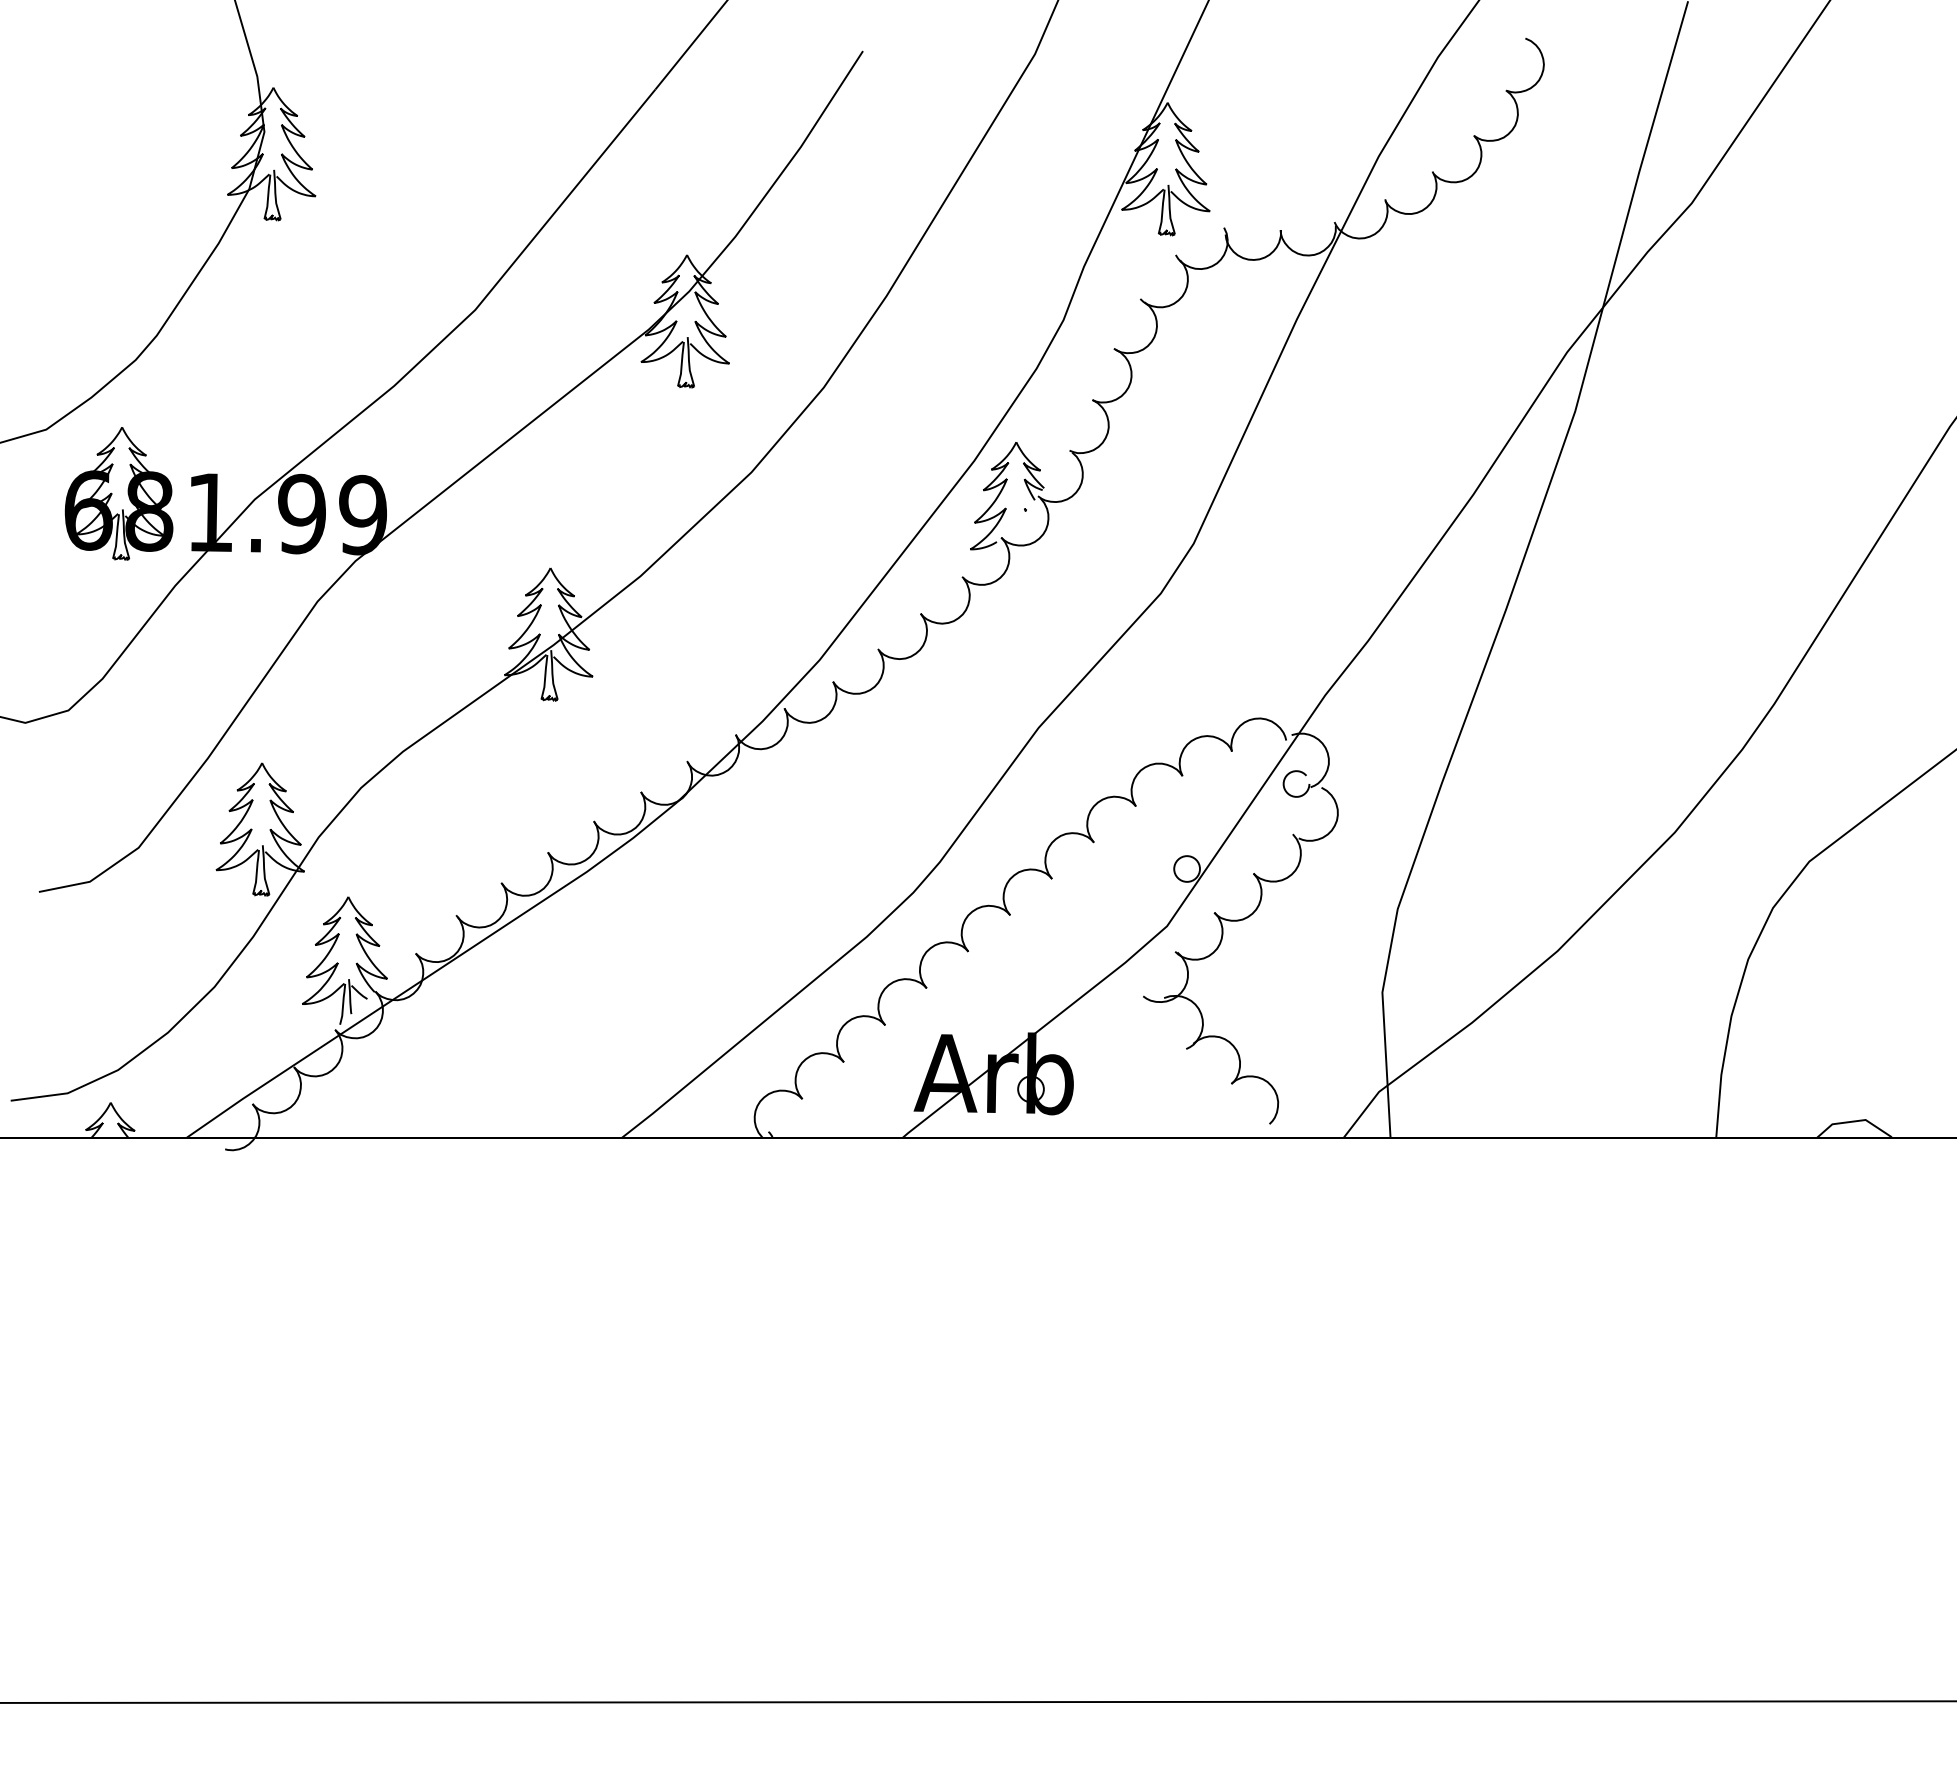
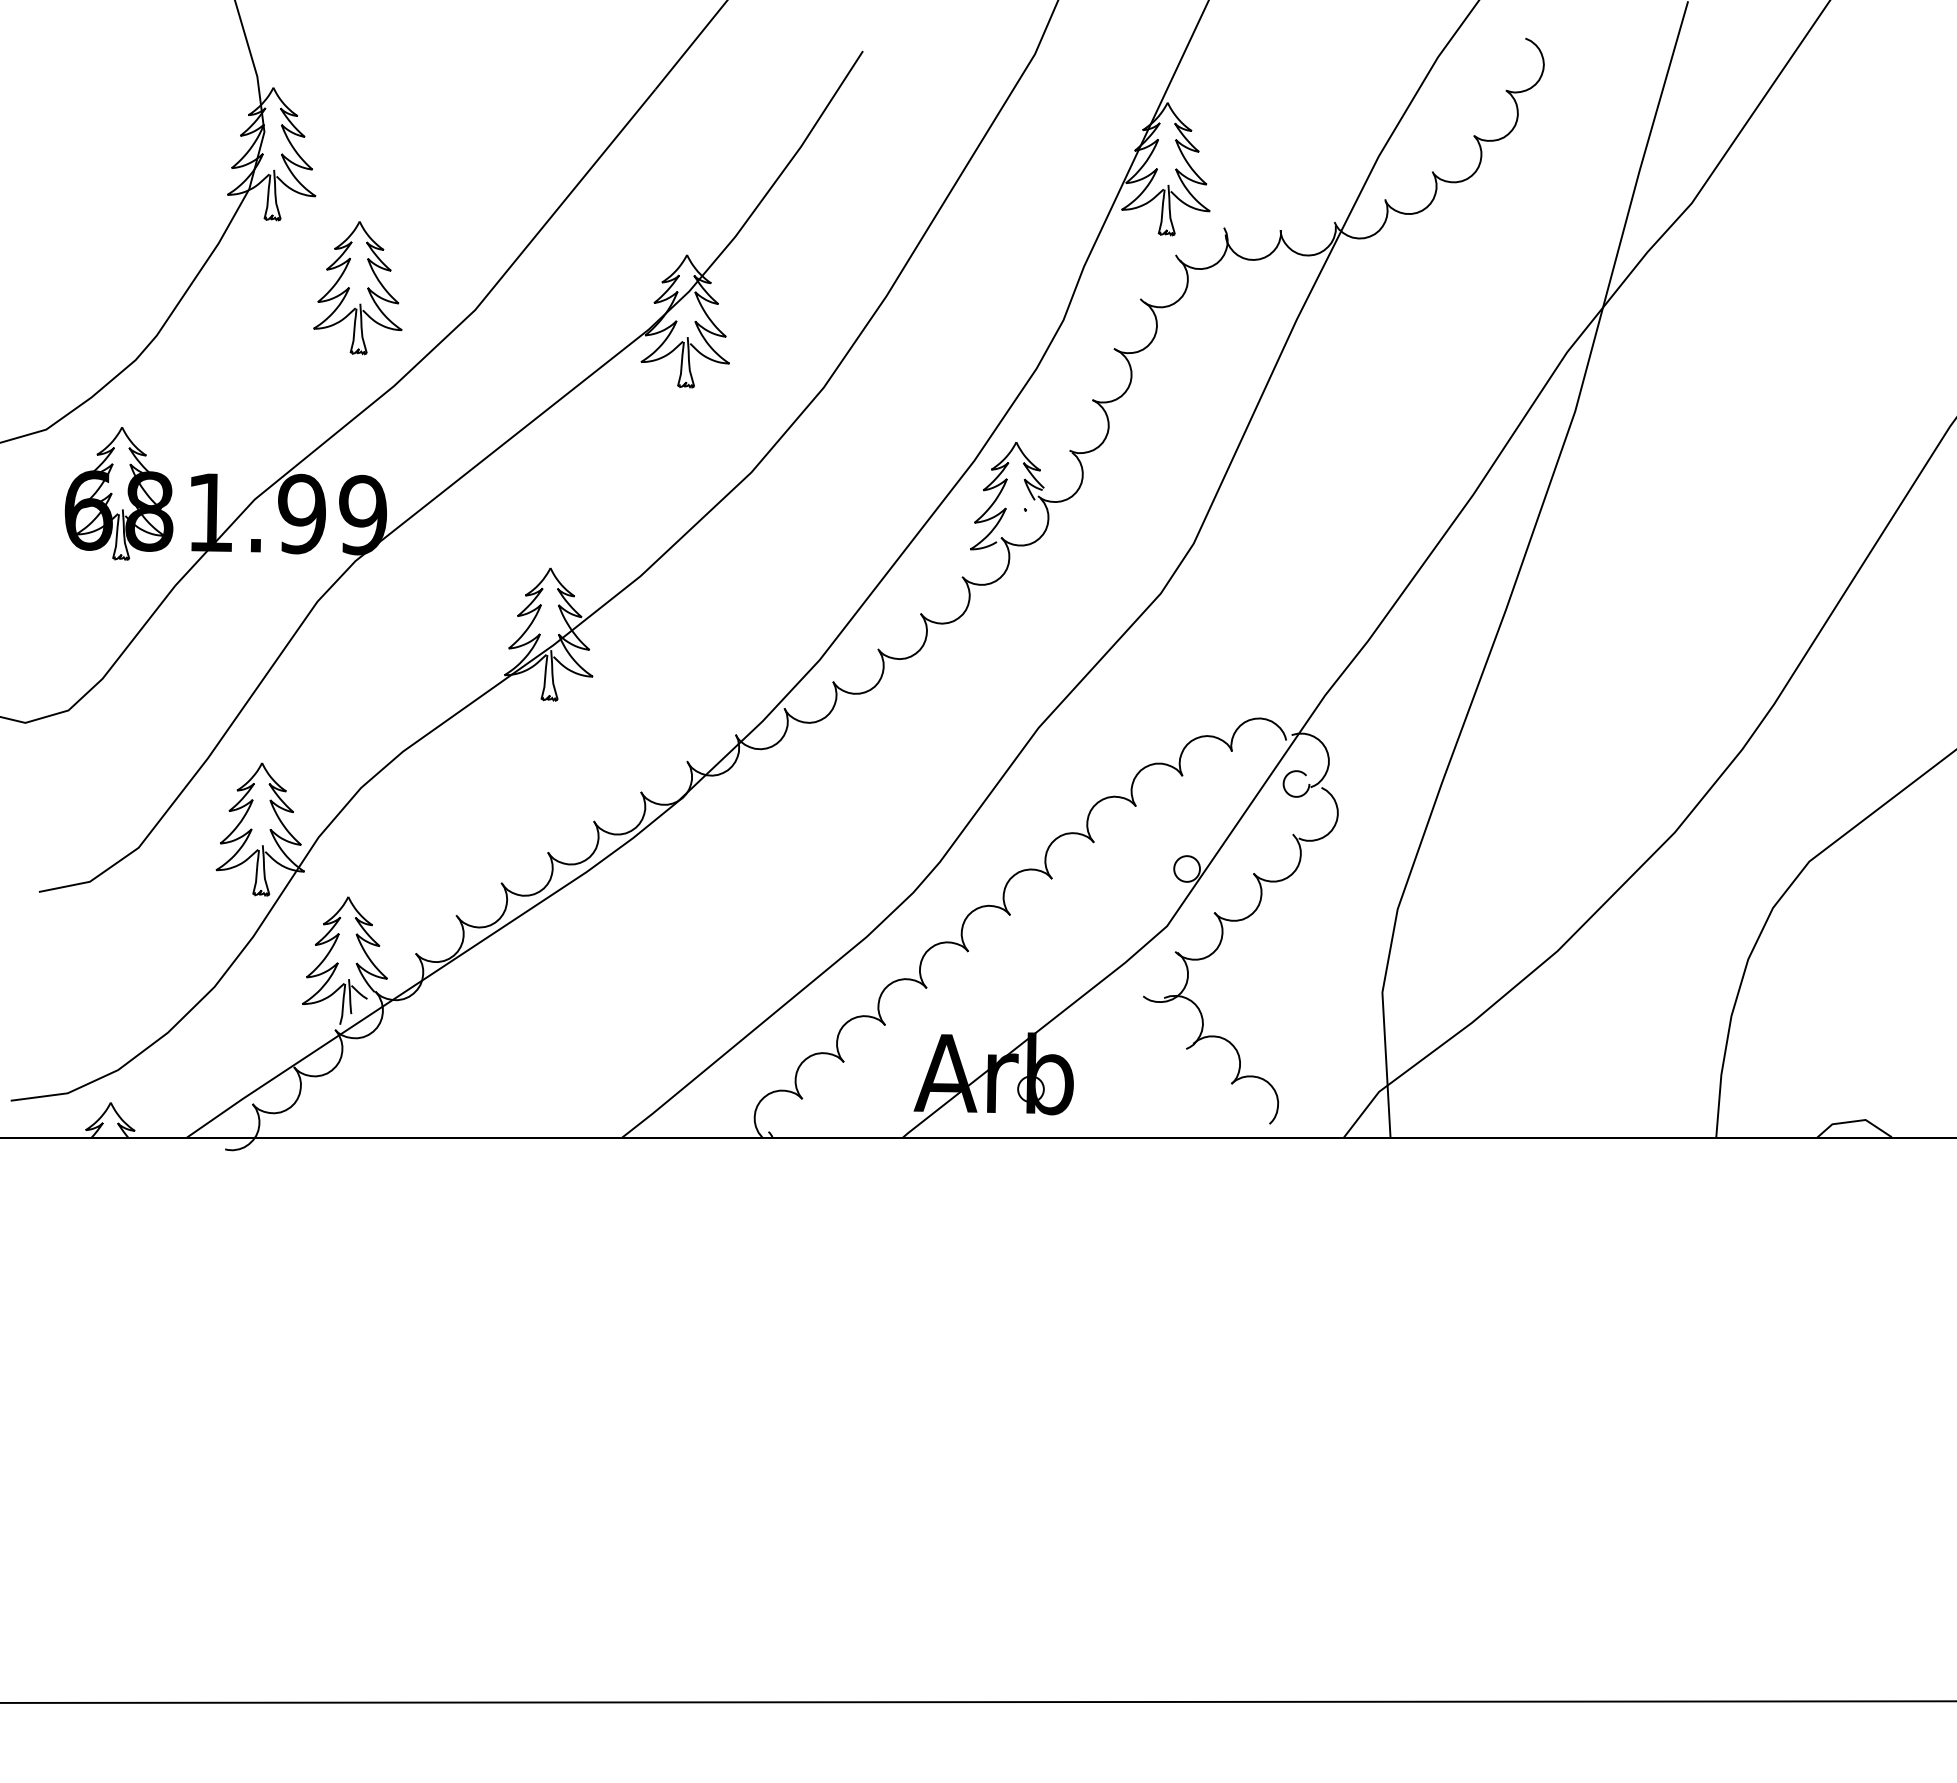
part: none -> present (357, 288)
